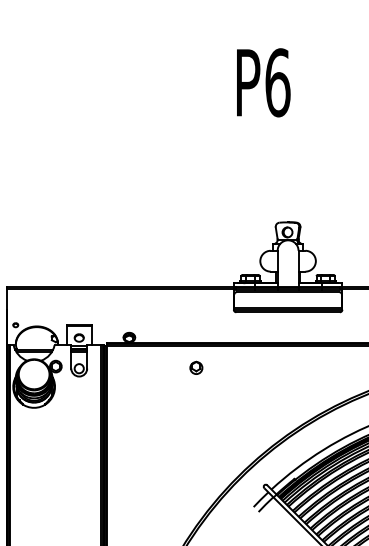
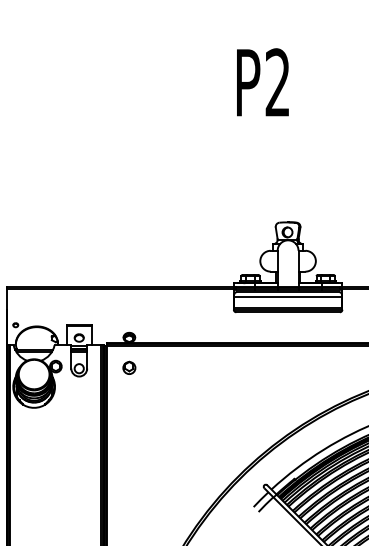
text: P6 -> P2 (277, 82)
line: none -> present (287, 297)
part position: (196, 367) -> (129, 367) (129, 367)
